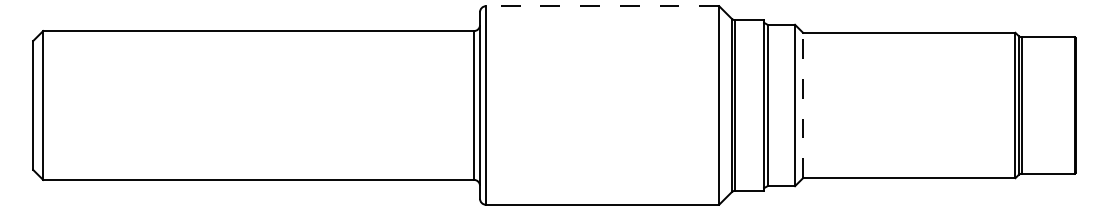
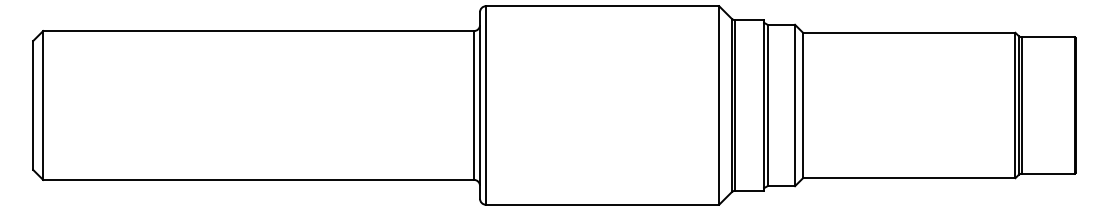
line: dashed -> solid (602, 6)
line: dashed -> solid (803, 105)
